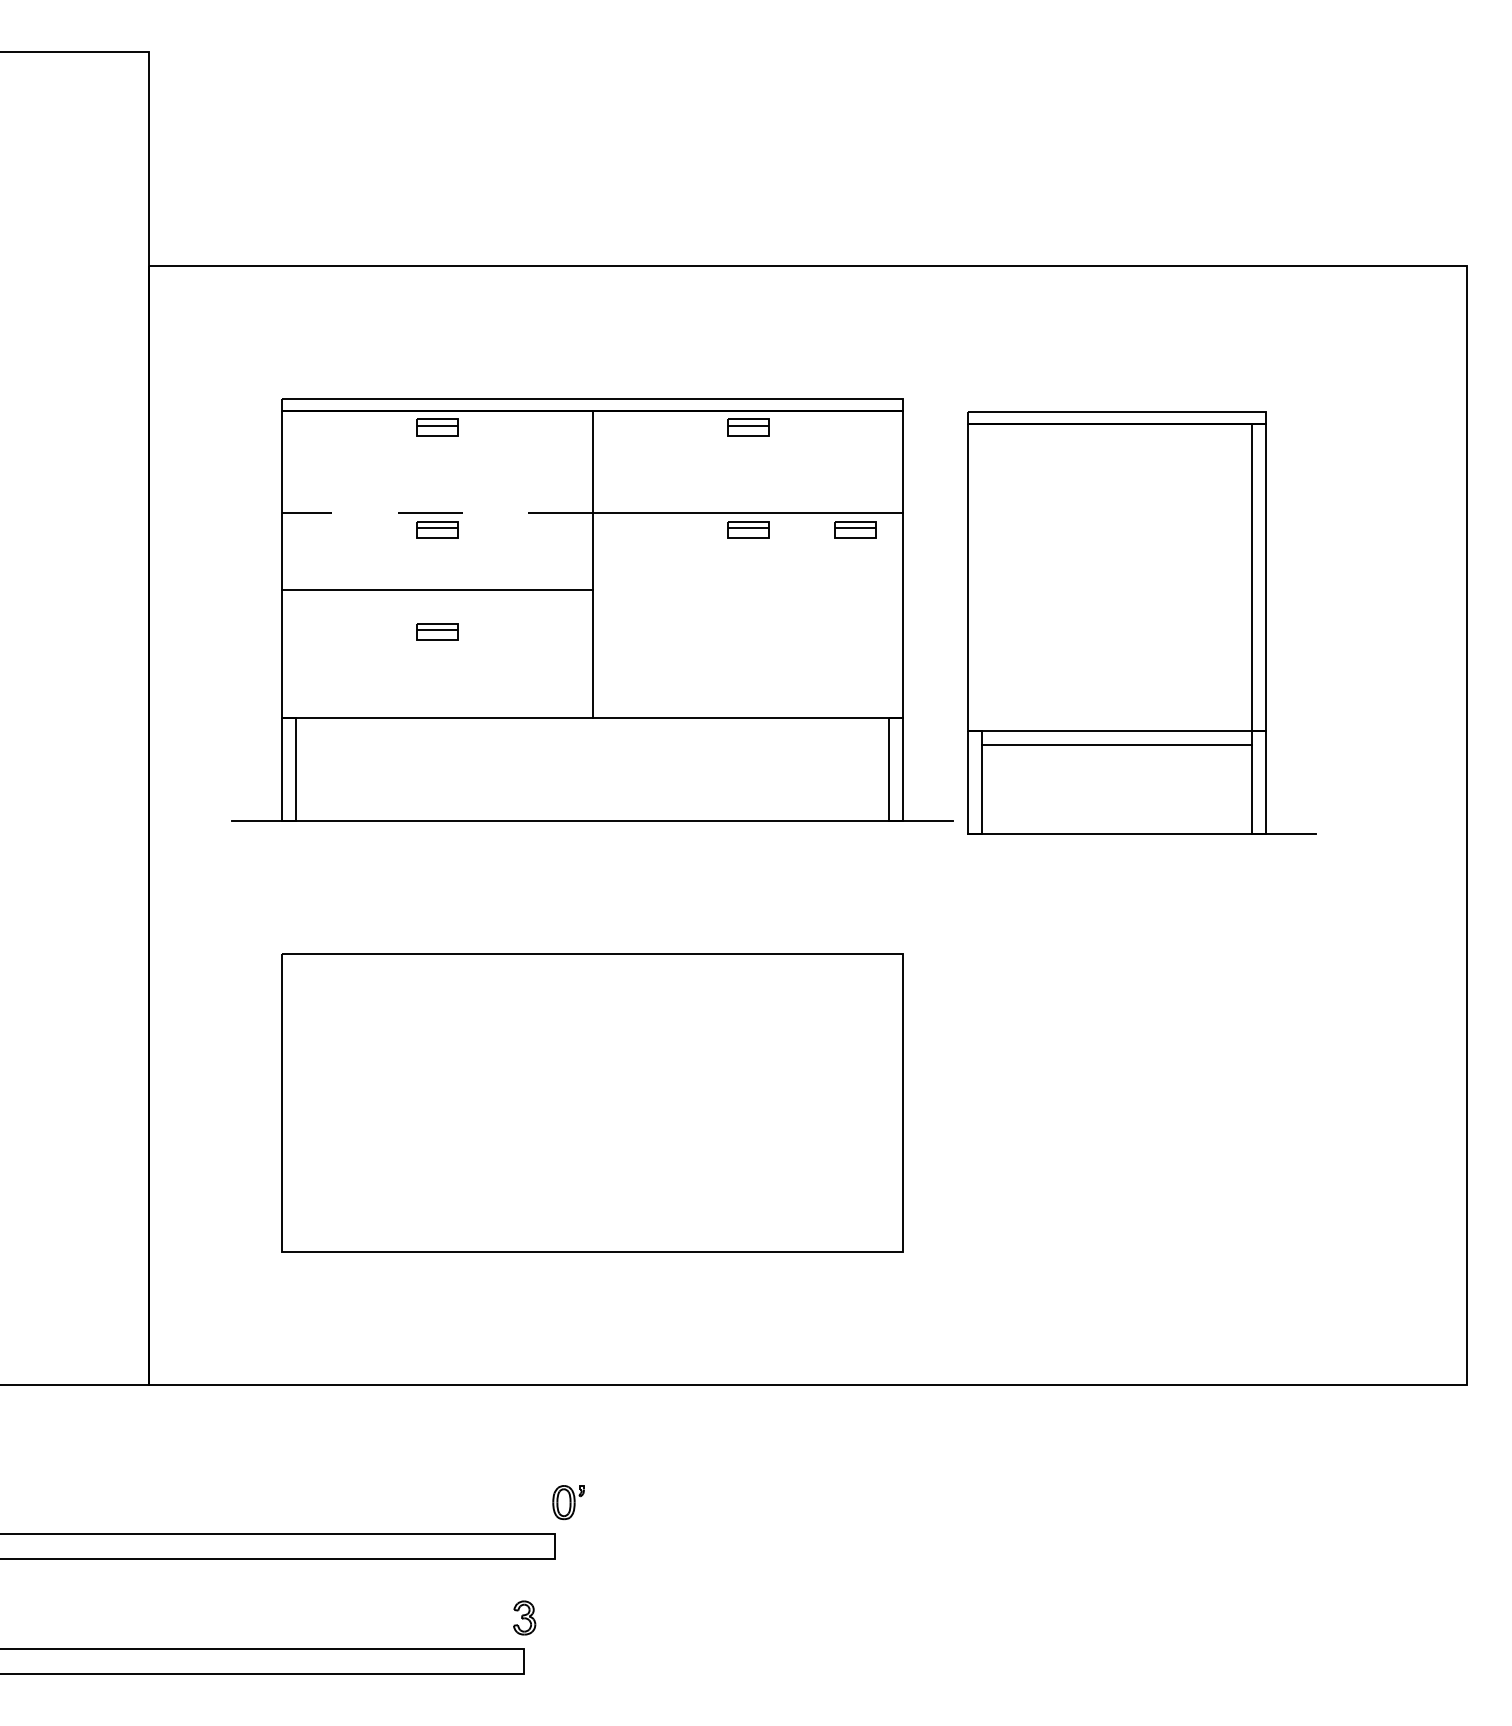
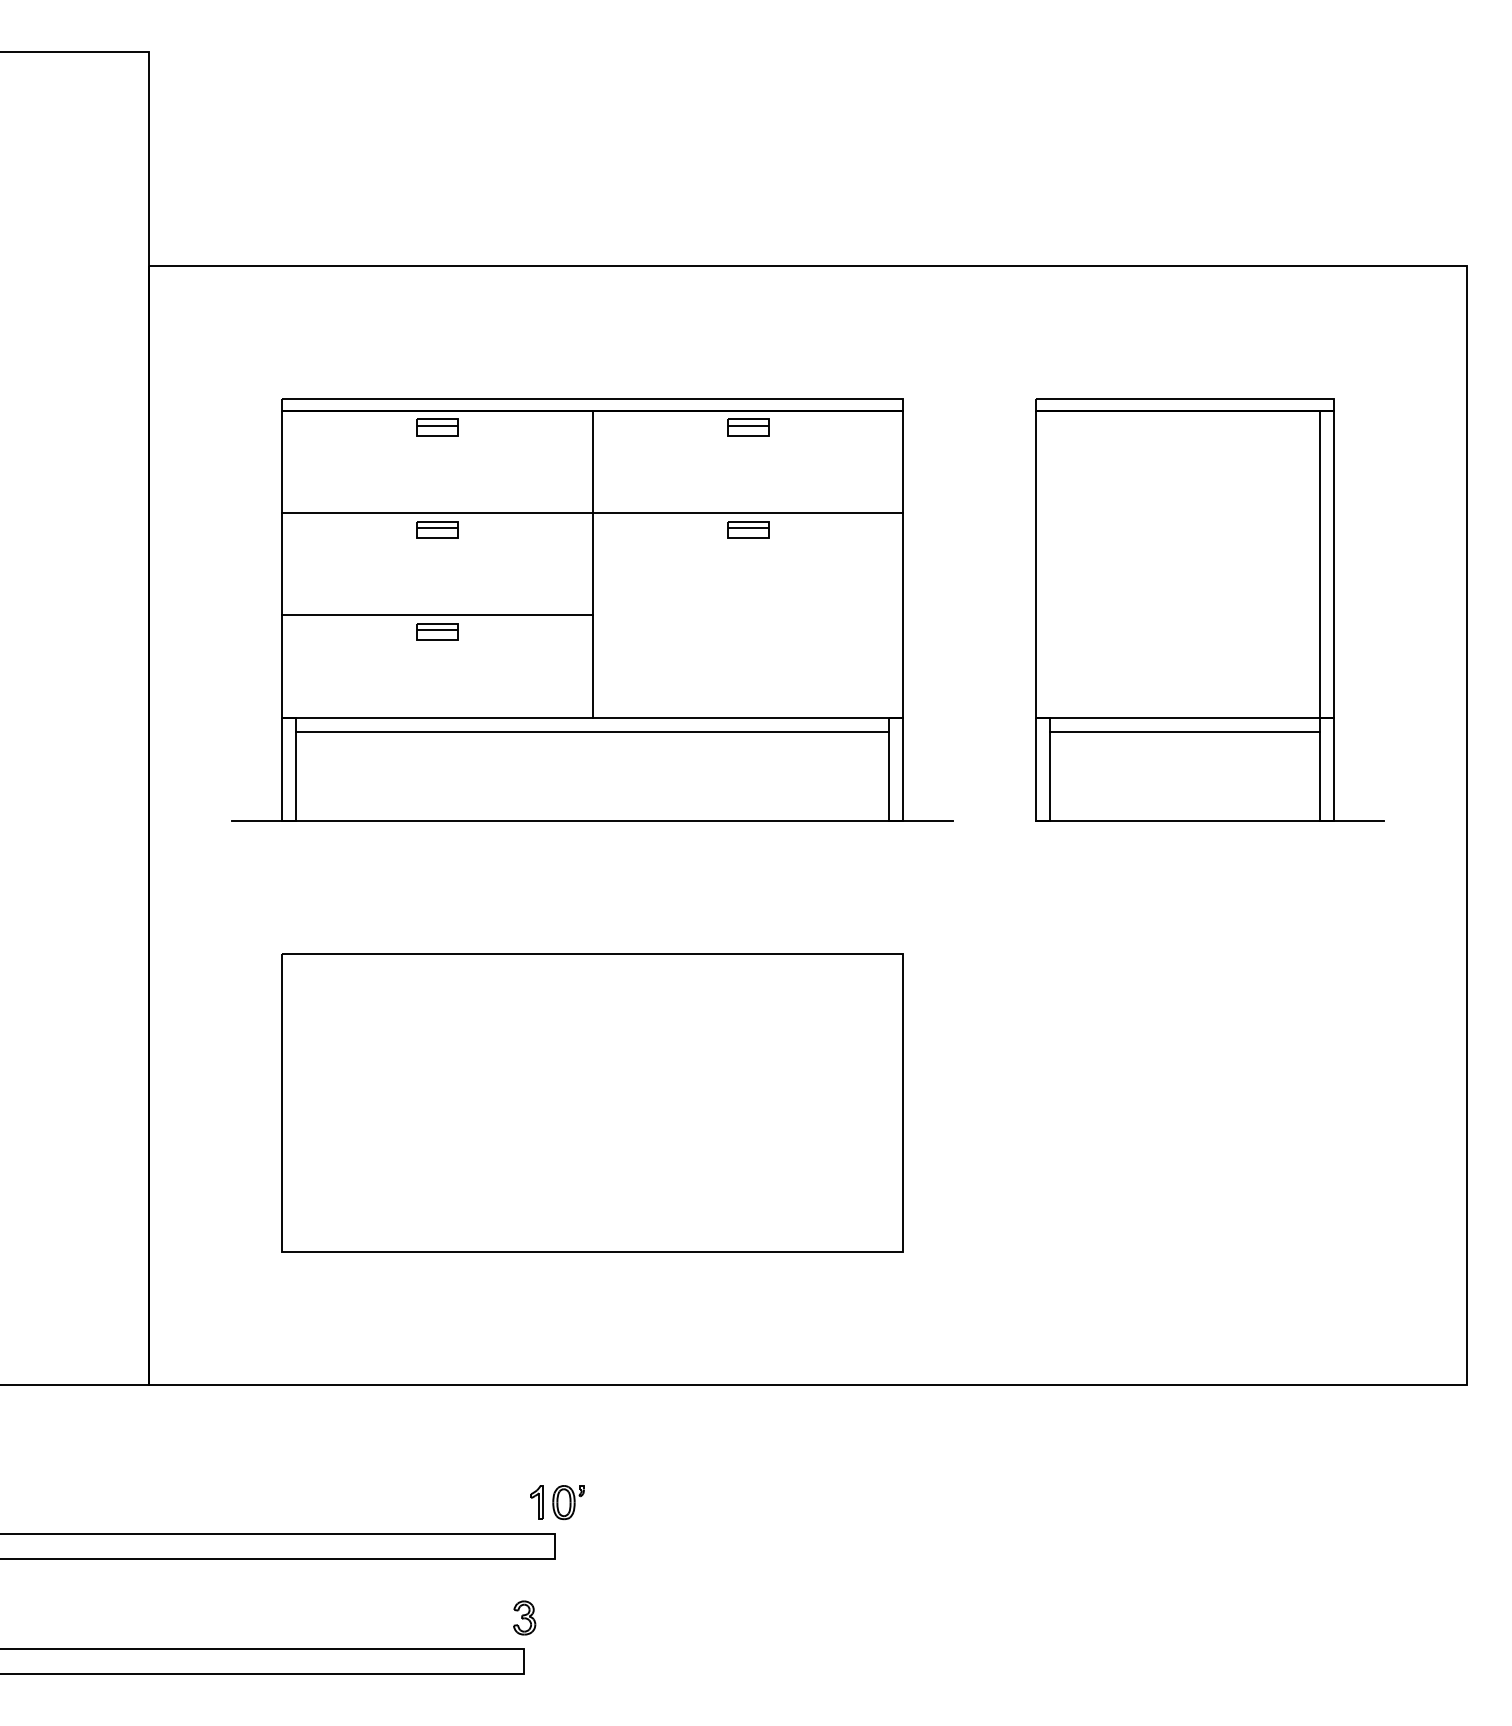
line: dashed -> solid (437, 513)
part: present -> none (855, 529)
line position: (437, 590) -> (437, 615) (437, 615)
part position: (1141, 622) -> (1209, 609) (1209, 609)
line: none -> present (592, 732)
part: none -> present (536, 1502)
